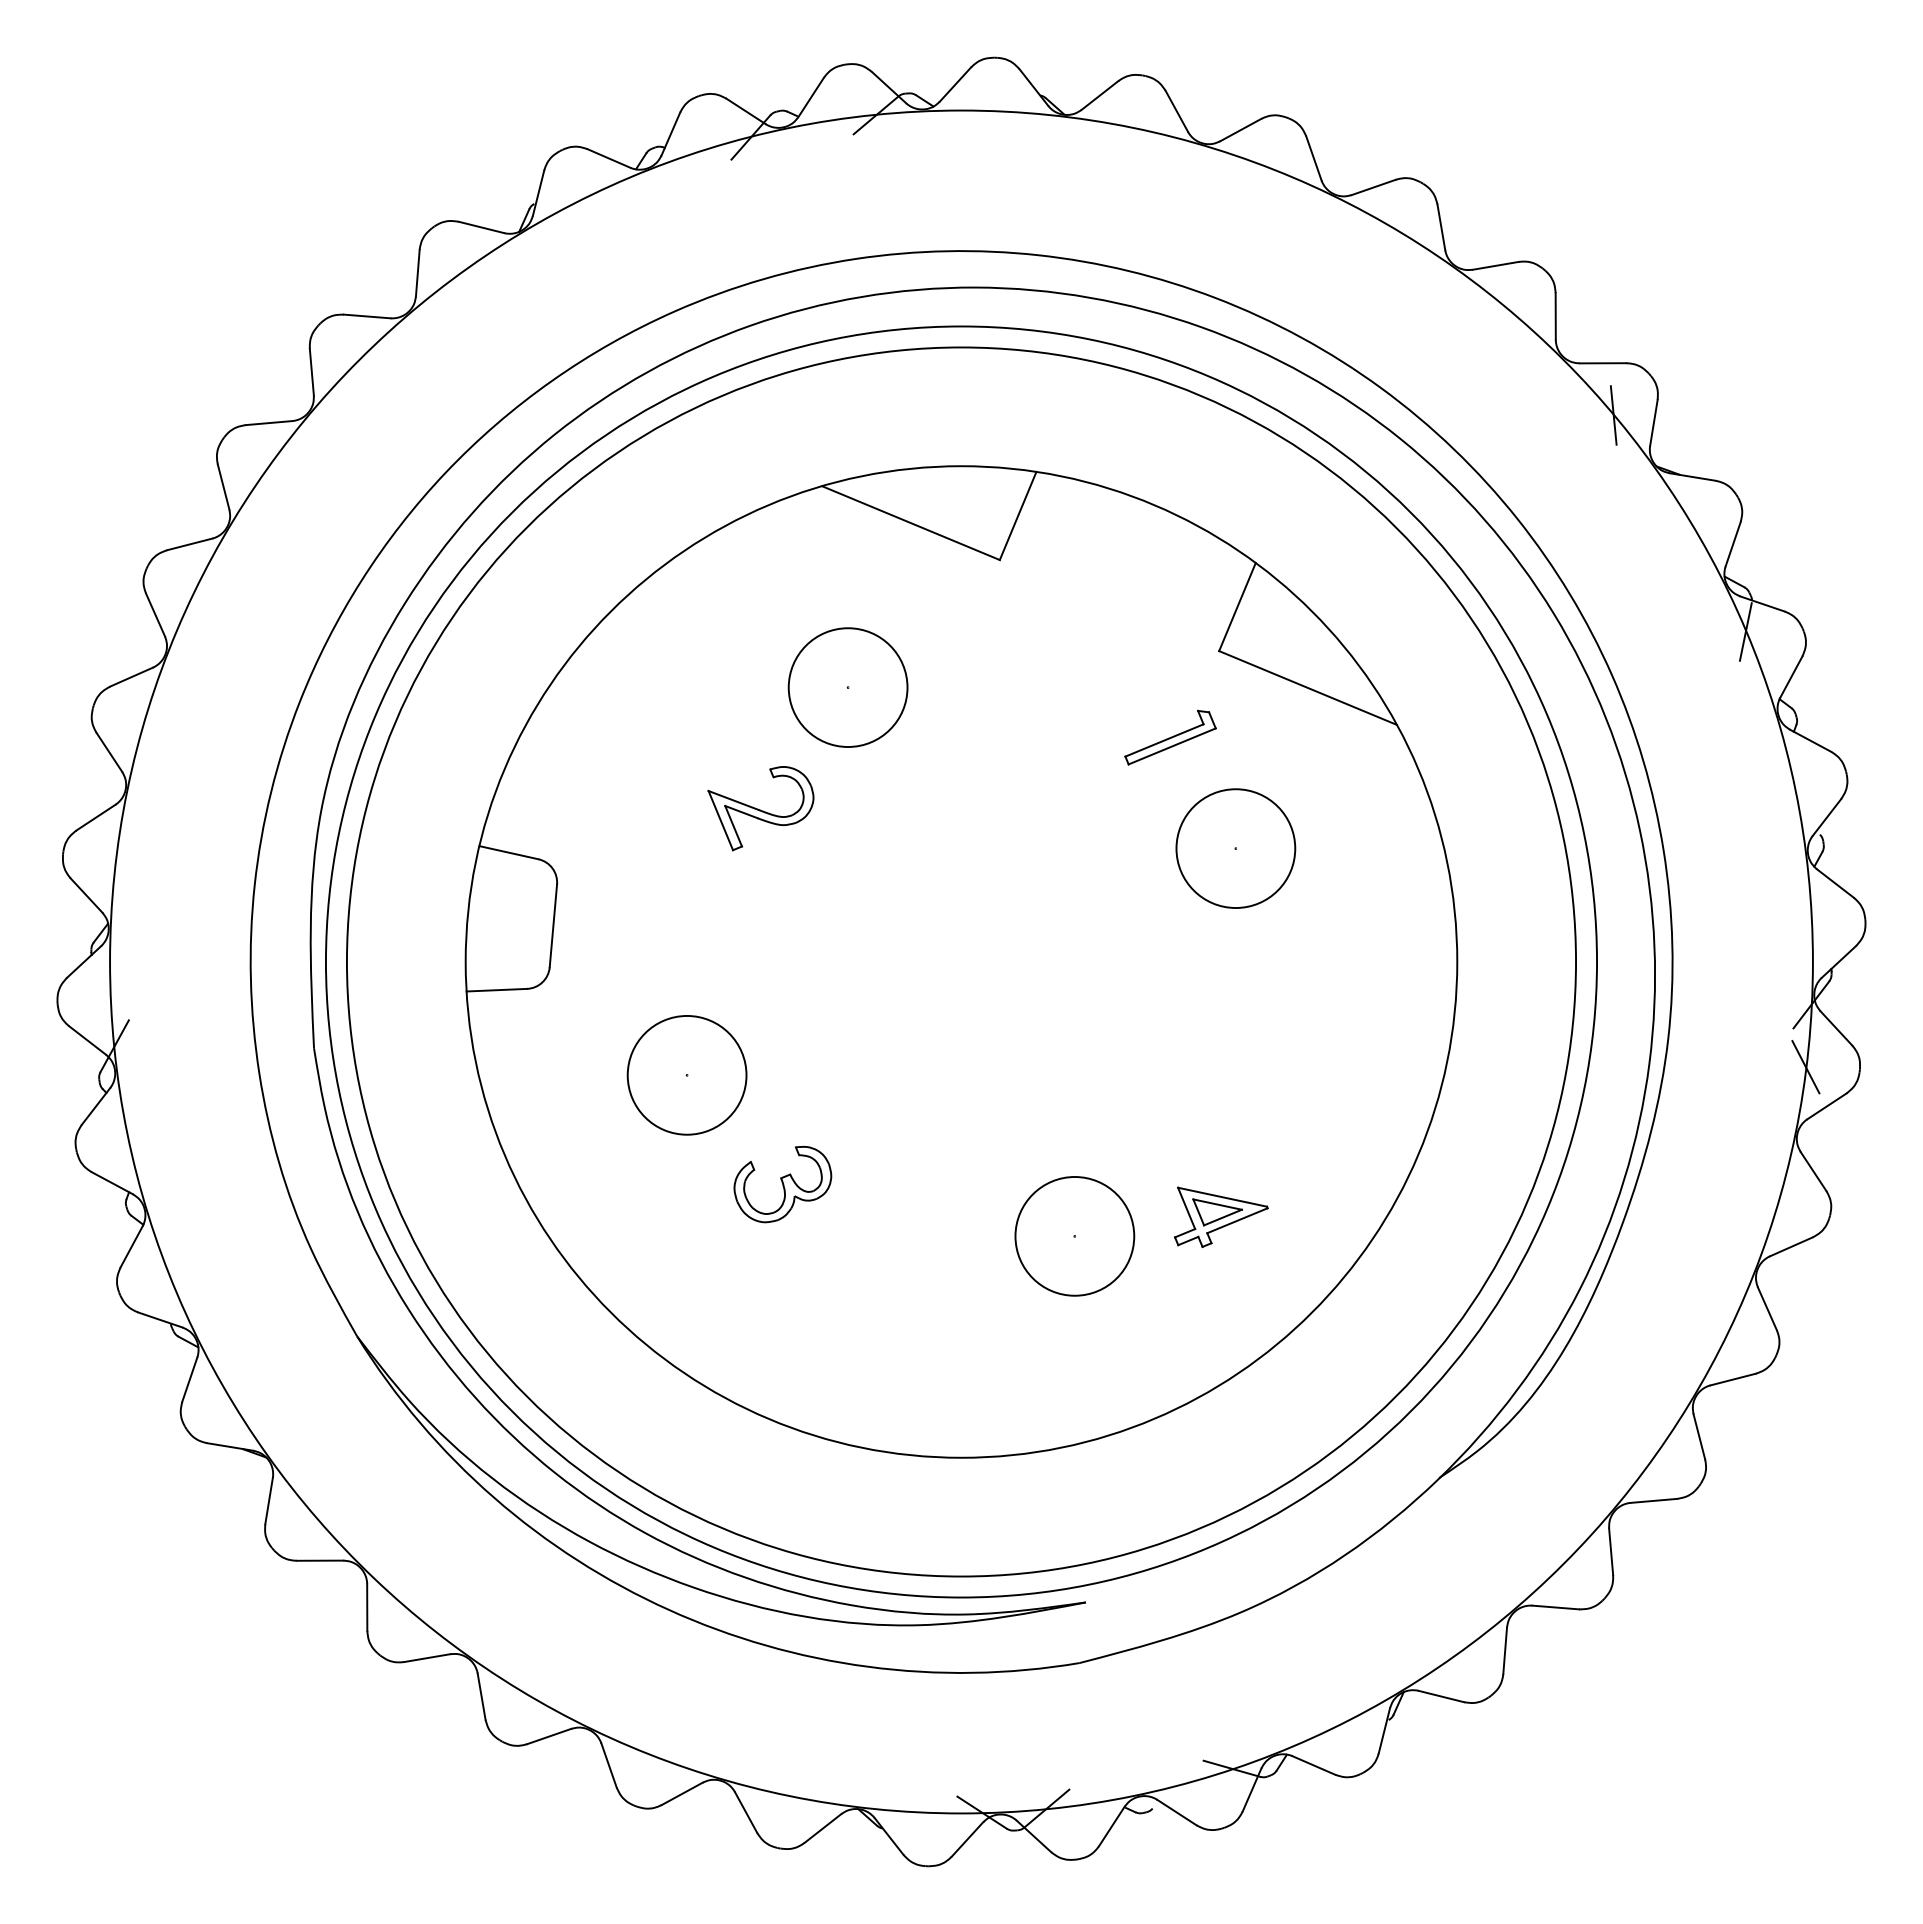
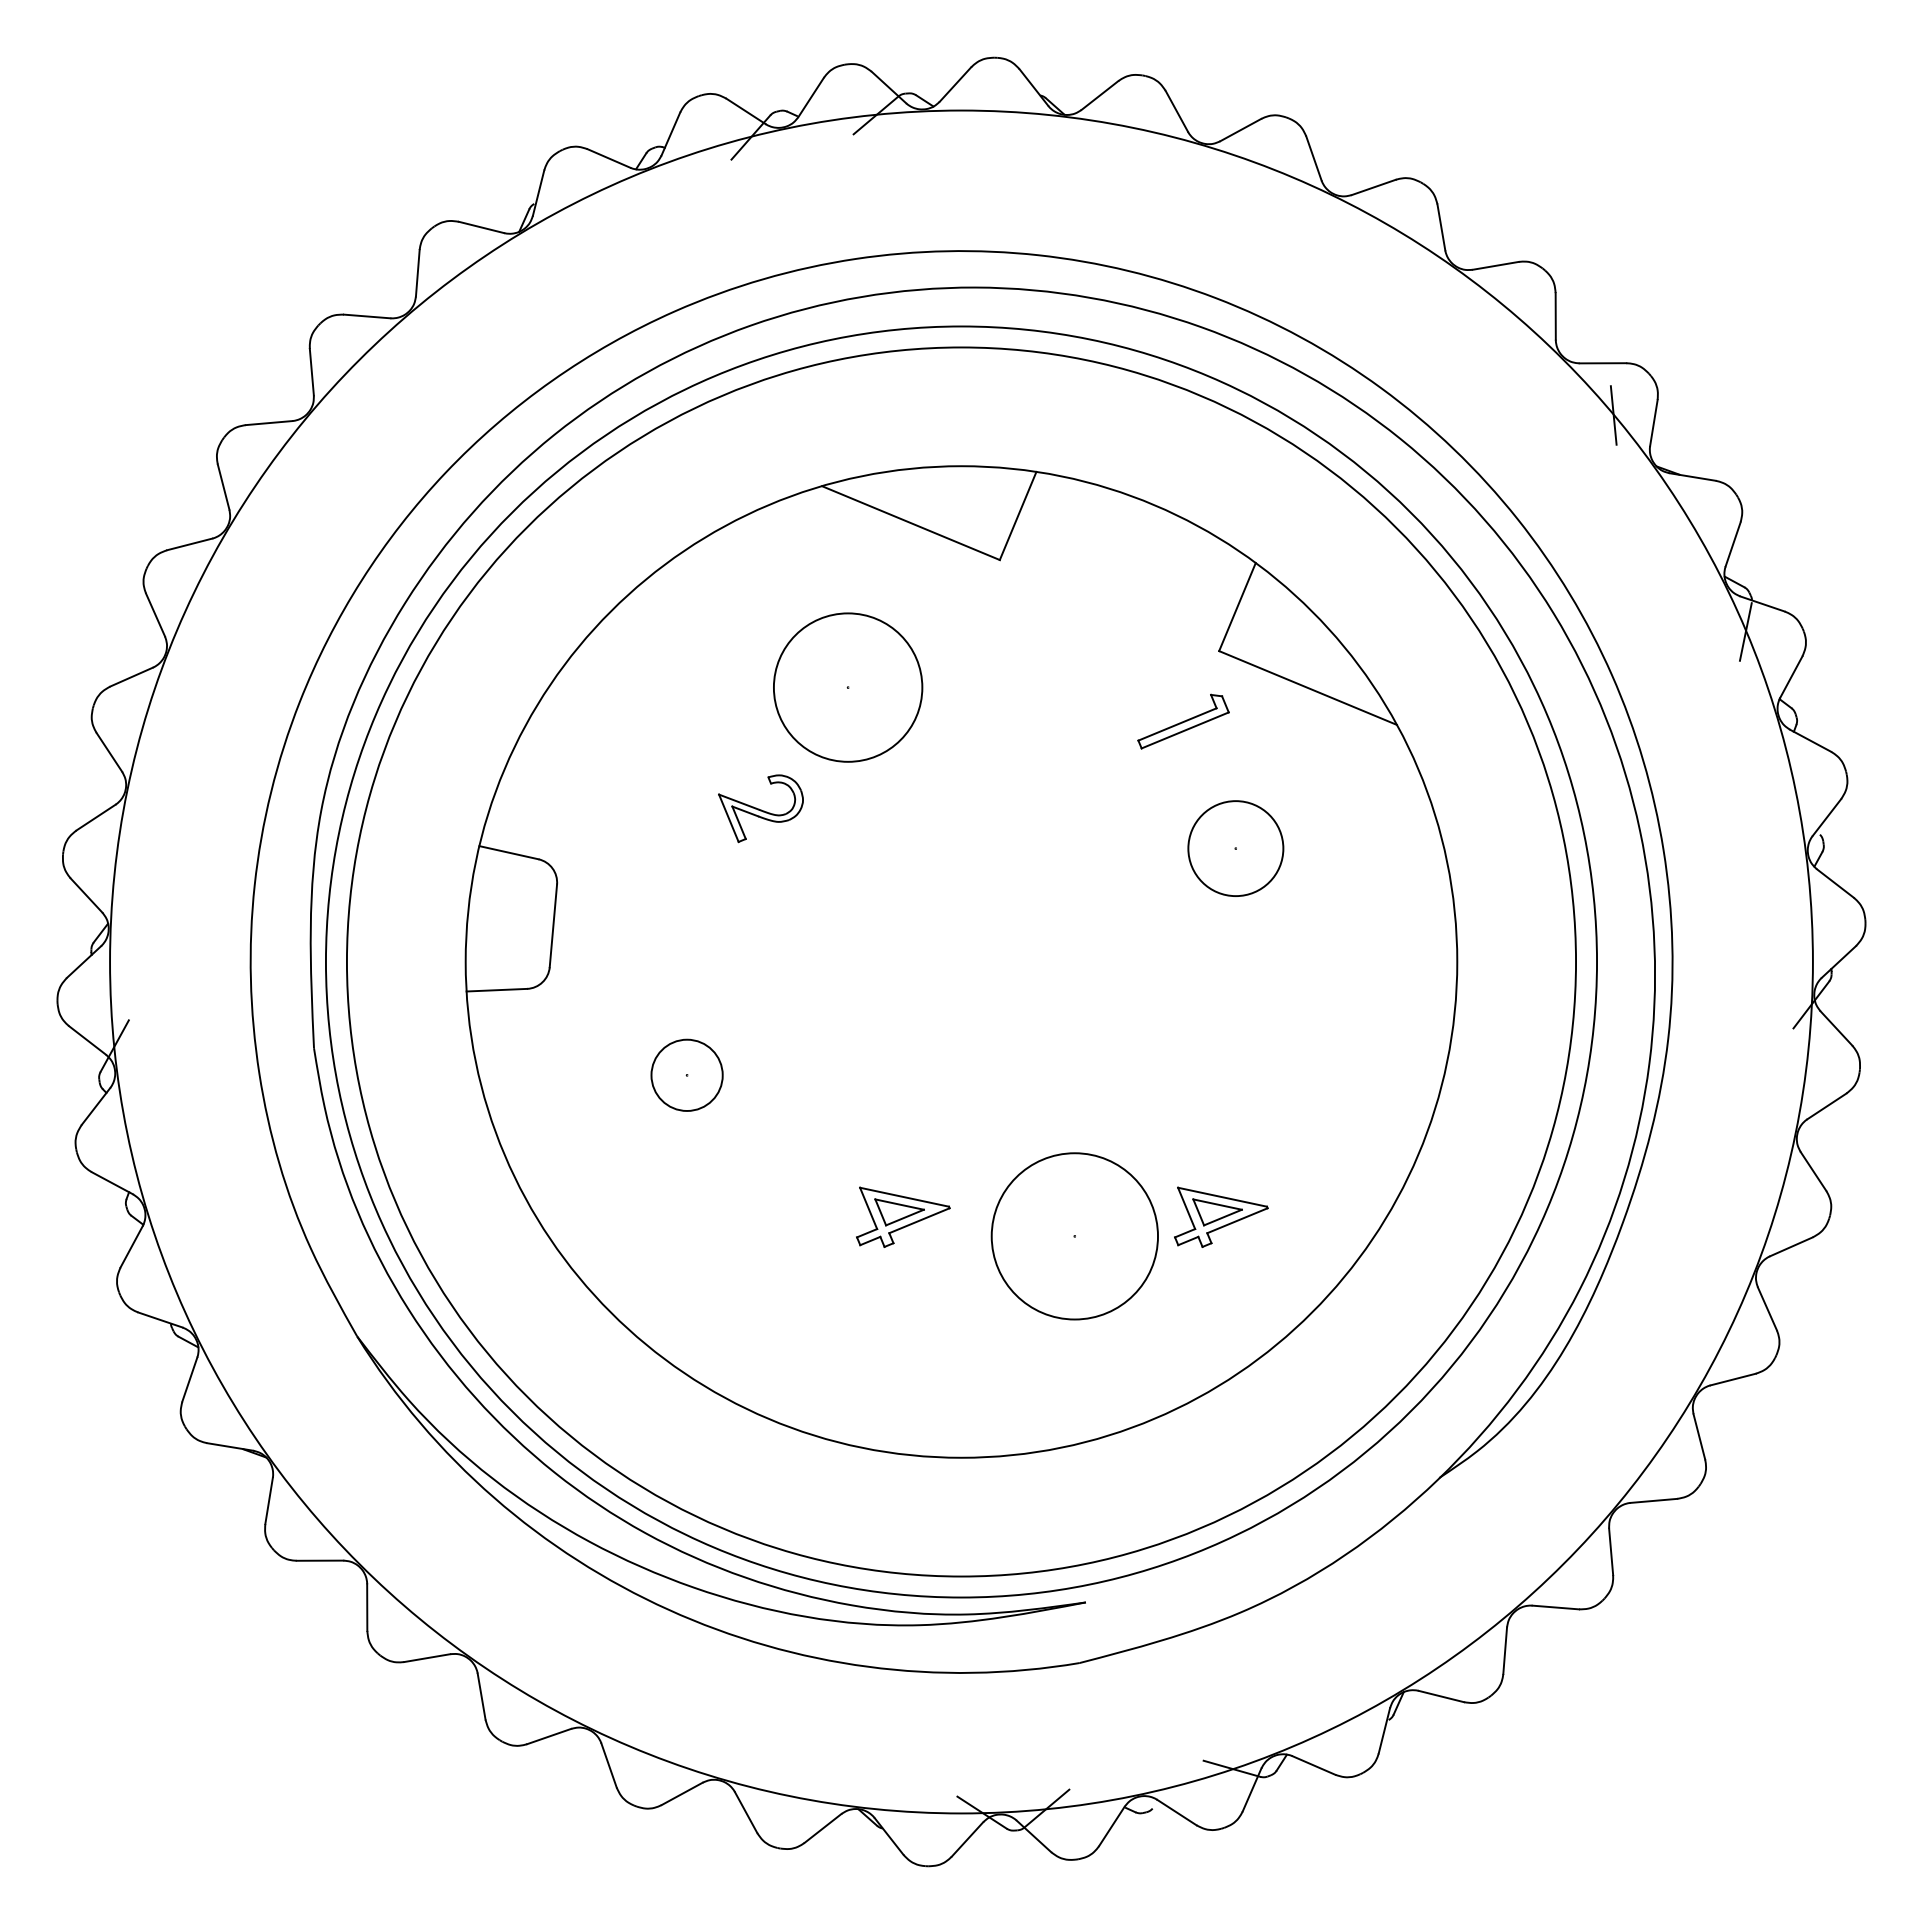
circle diameter: 119 px -> 148 px (847, 687)
part position: (1170, 737) -> (1183, 721) (1183, 721)
part size: 108x86 px -> 86x70 px (760, 808)
circle diameter: 119 px -> 95 px (1235, 848)
line: present -> none (1805, 1067)
circle diameter: 119 px -> 71 px (686, 1074)
part: present -> none (782, 1184)
part: none -> present (903, 1216)
circle diameter: 119 px -> 166 px (1074, 1236)
